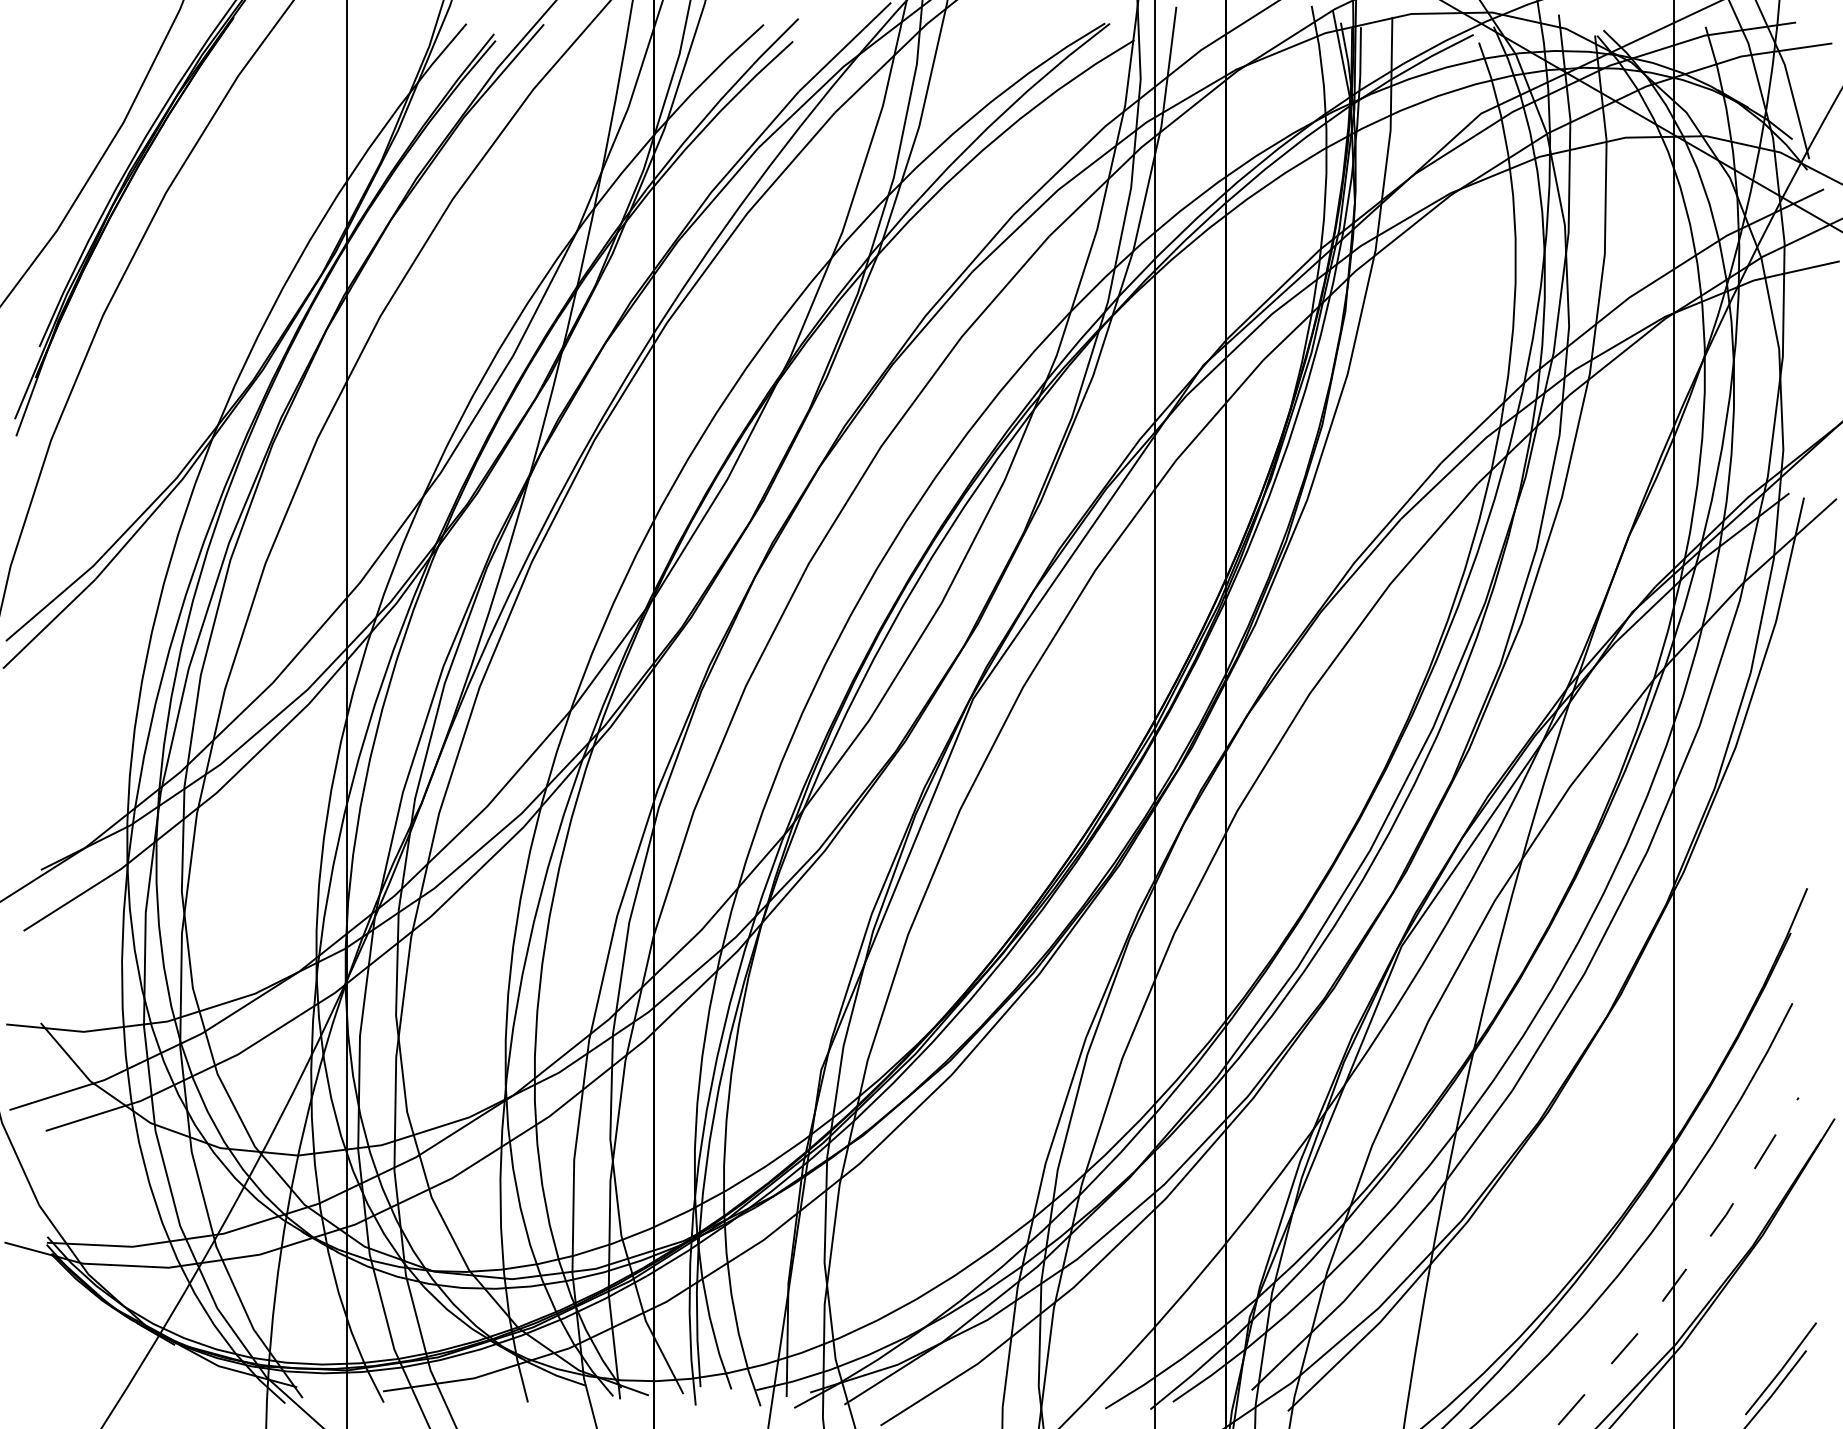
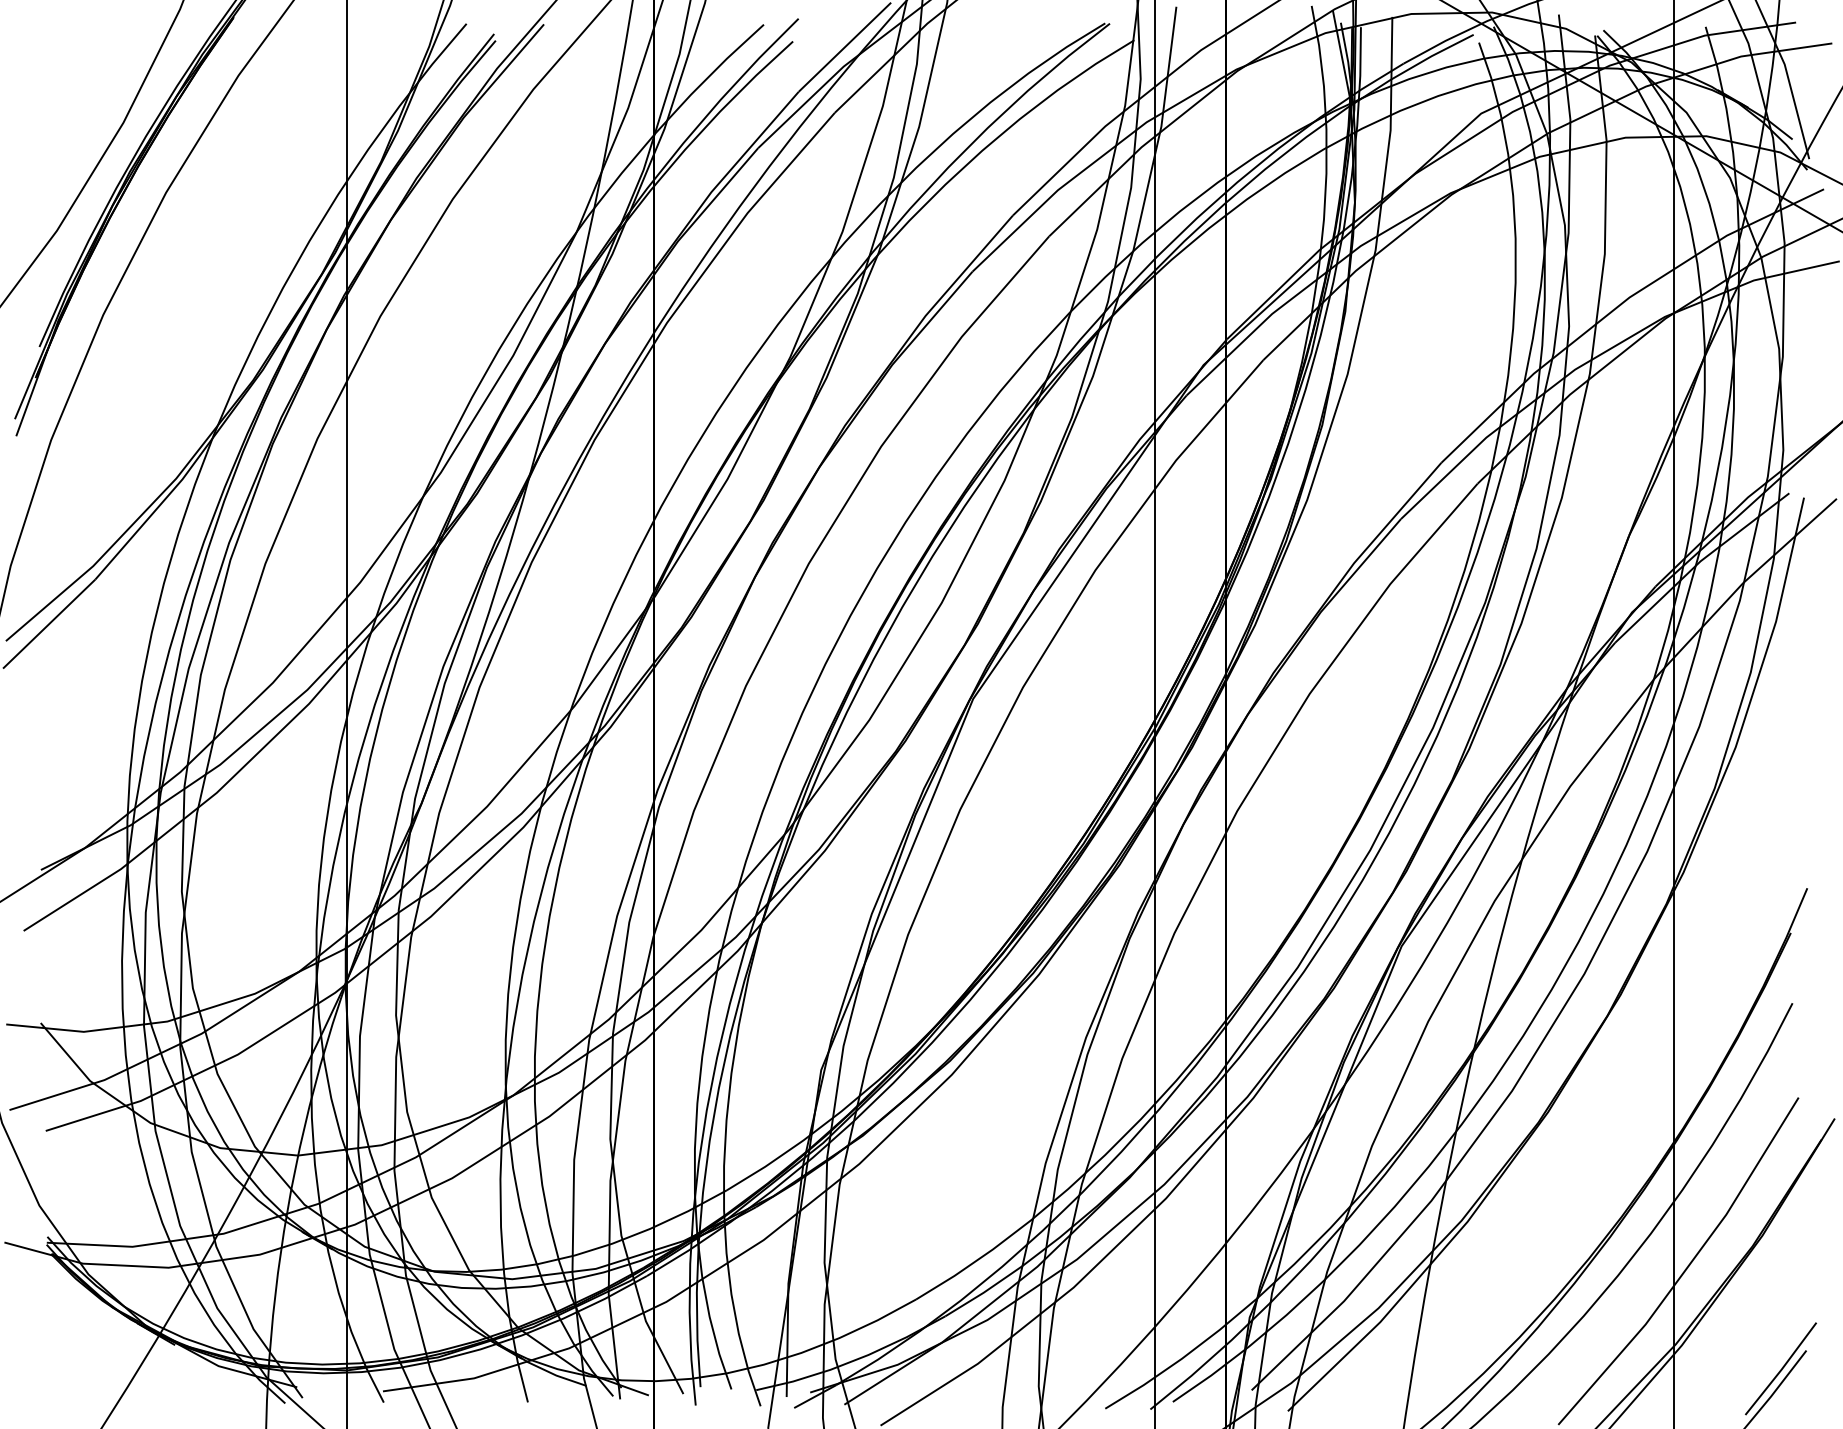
line: dashed -> solid (1687, 1267)
